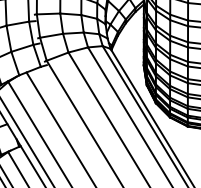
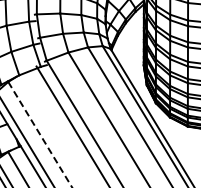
line position: (60, 128) -> (72, 125) (72, 125)
line: solid -> dashed (40, 134)
